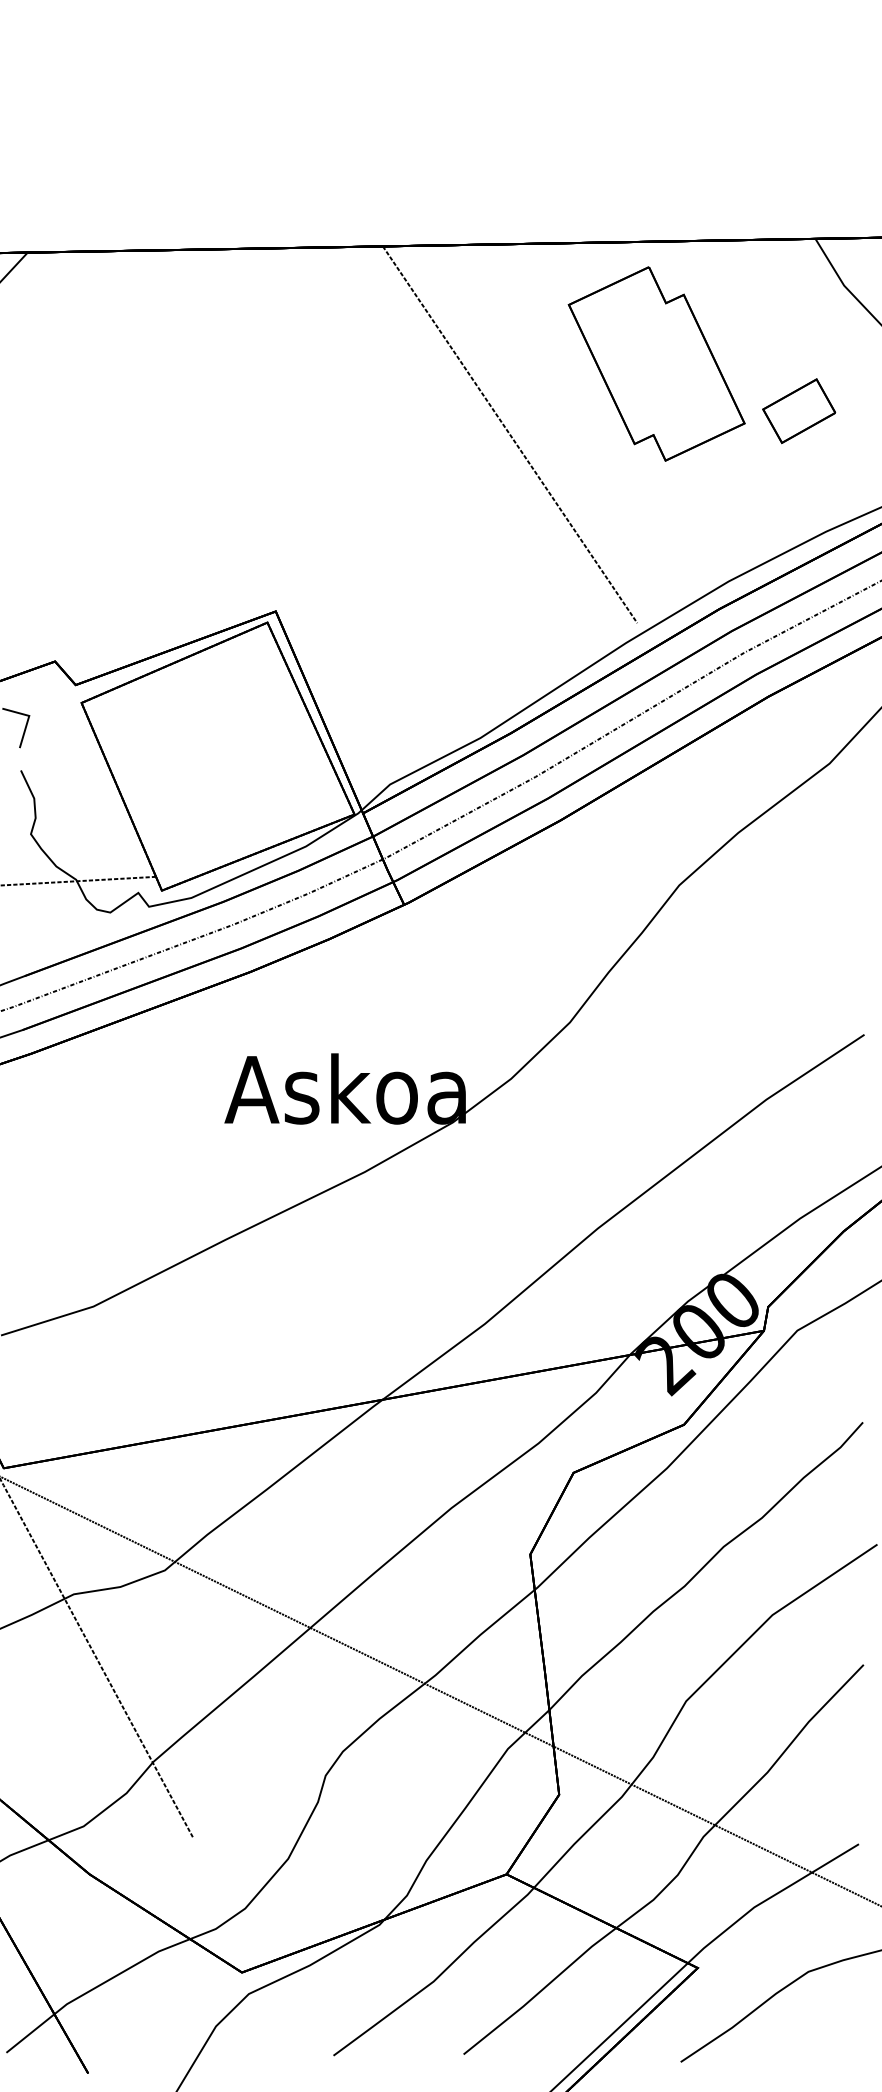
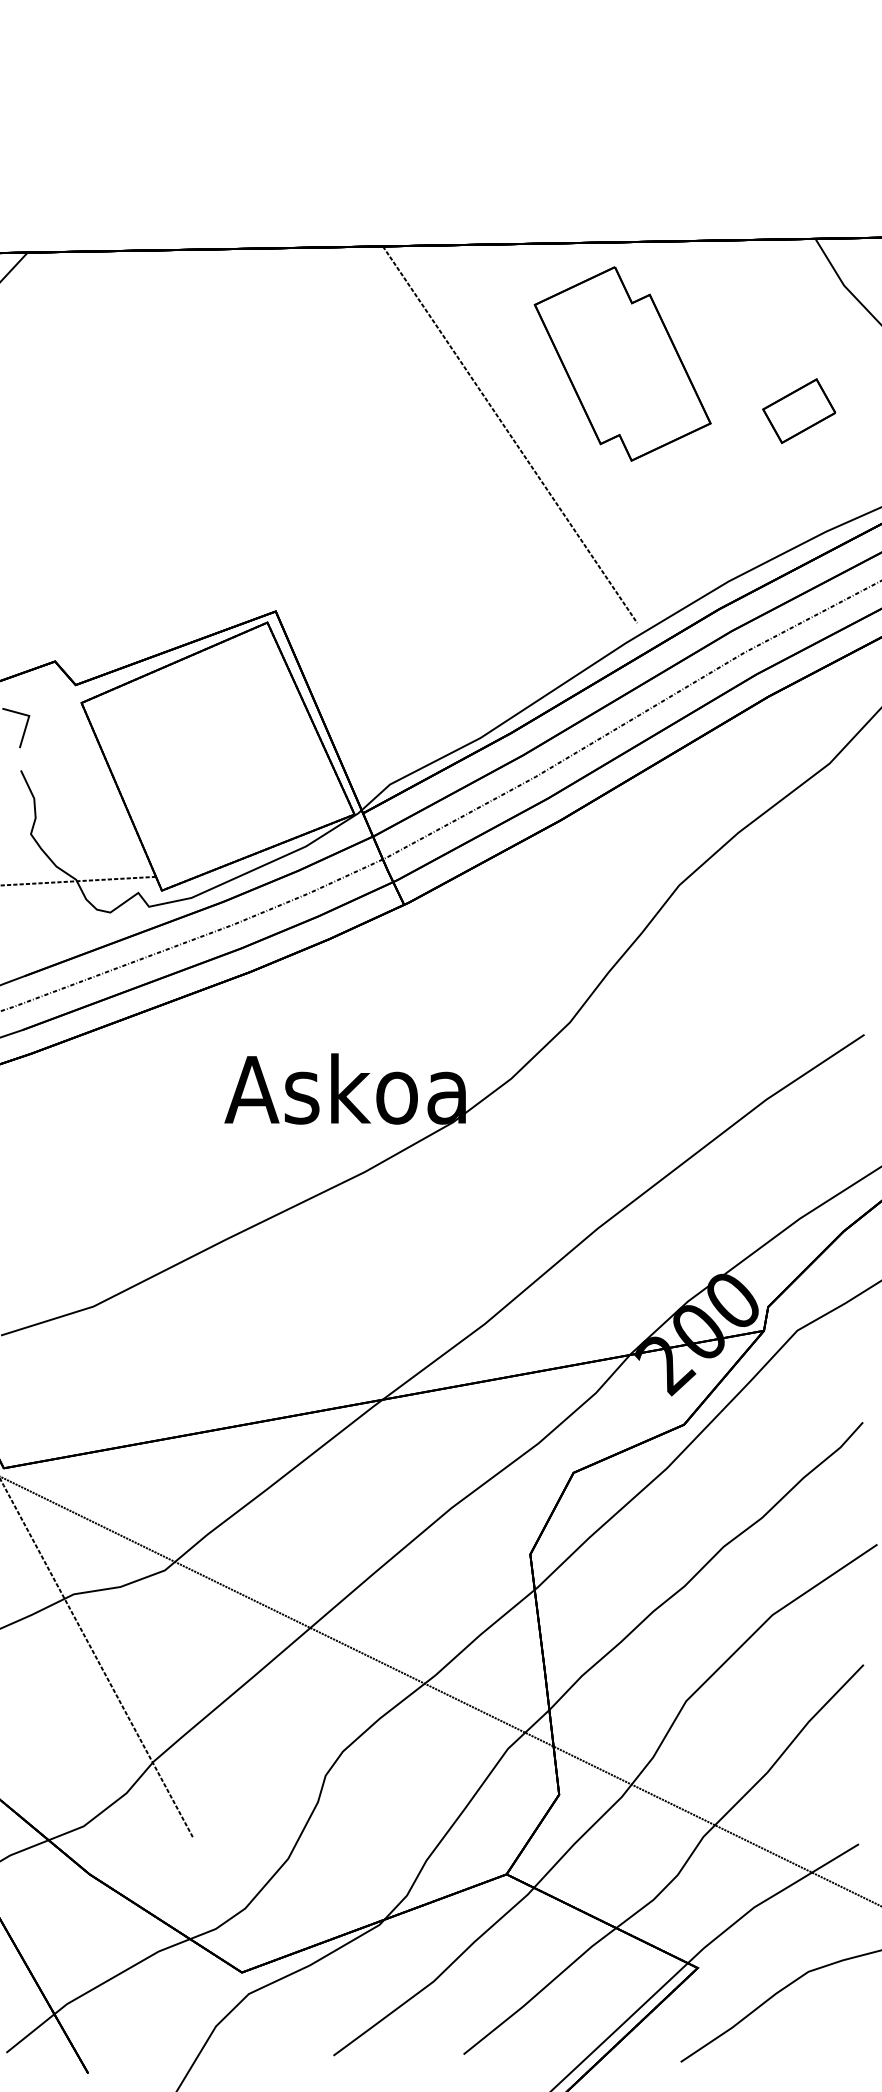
part position: (656, 363) -> (622, 363) (622, 363)
